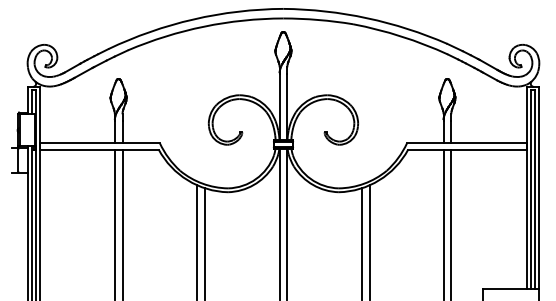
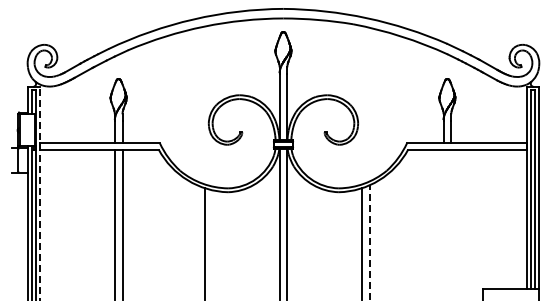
line: solid -> dashed (40, 193)
line: present -> none (443, 223)
line: present -> none (451, 223)
line: present -> none (197, 241)
line: solid -> dashed (369, 242)
